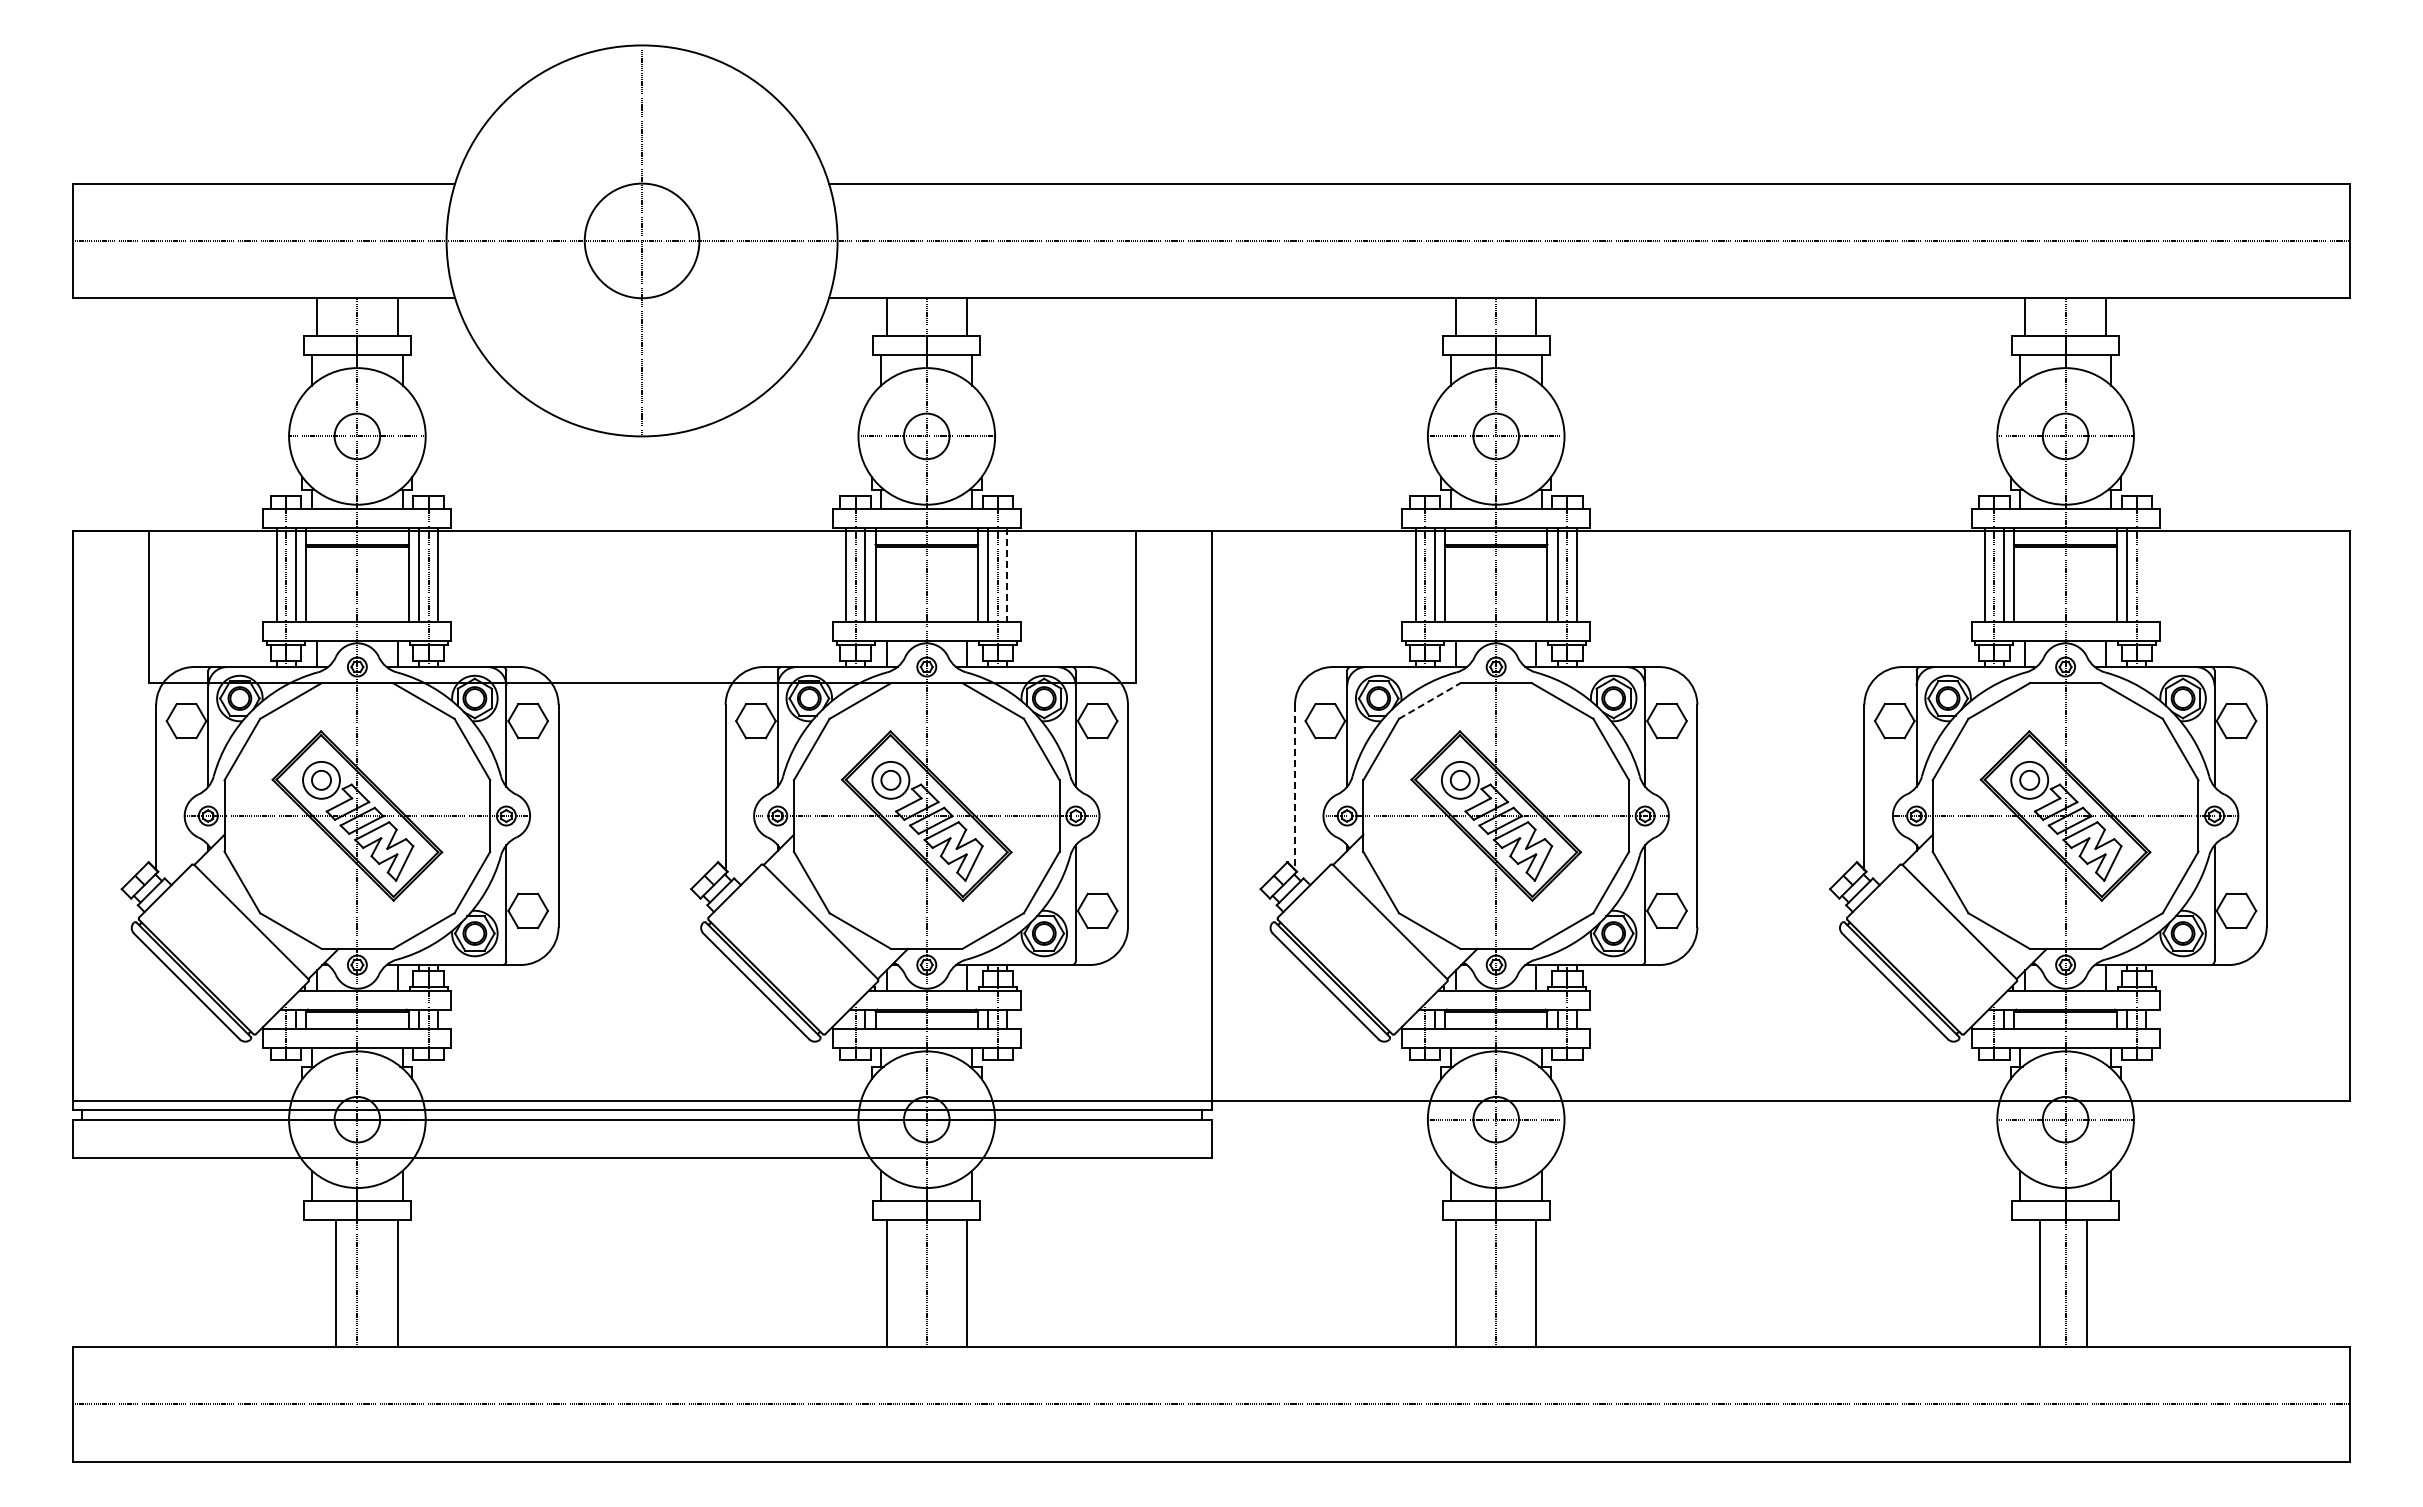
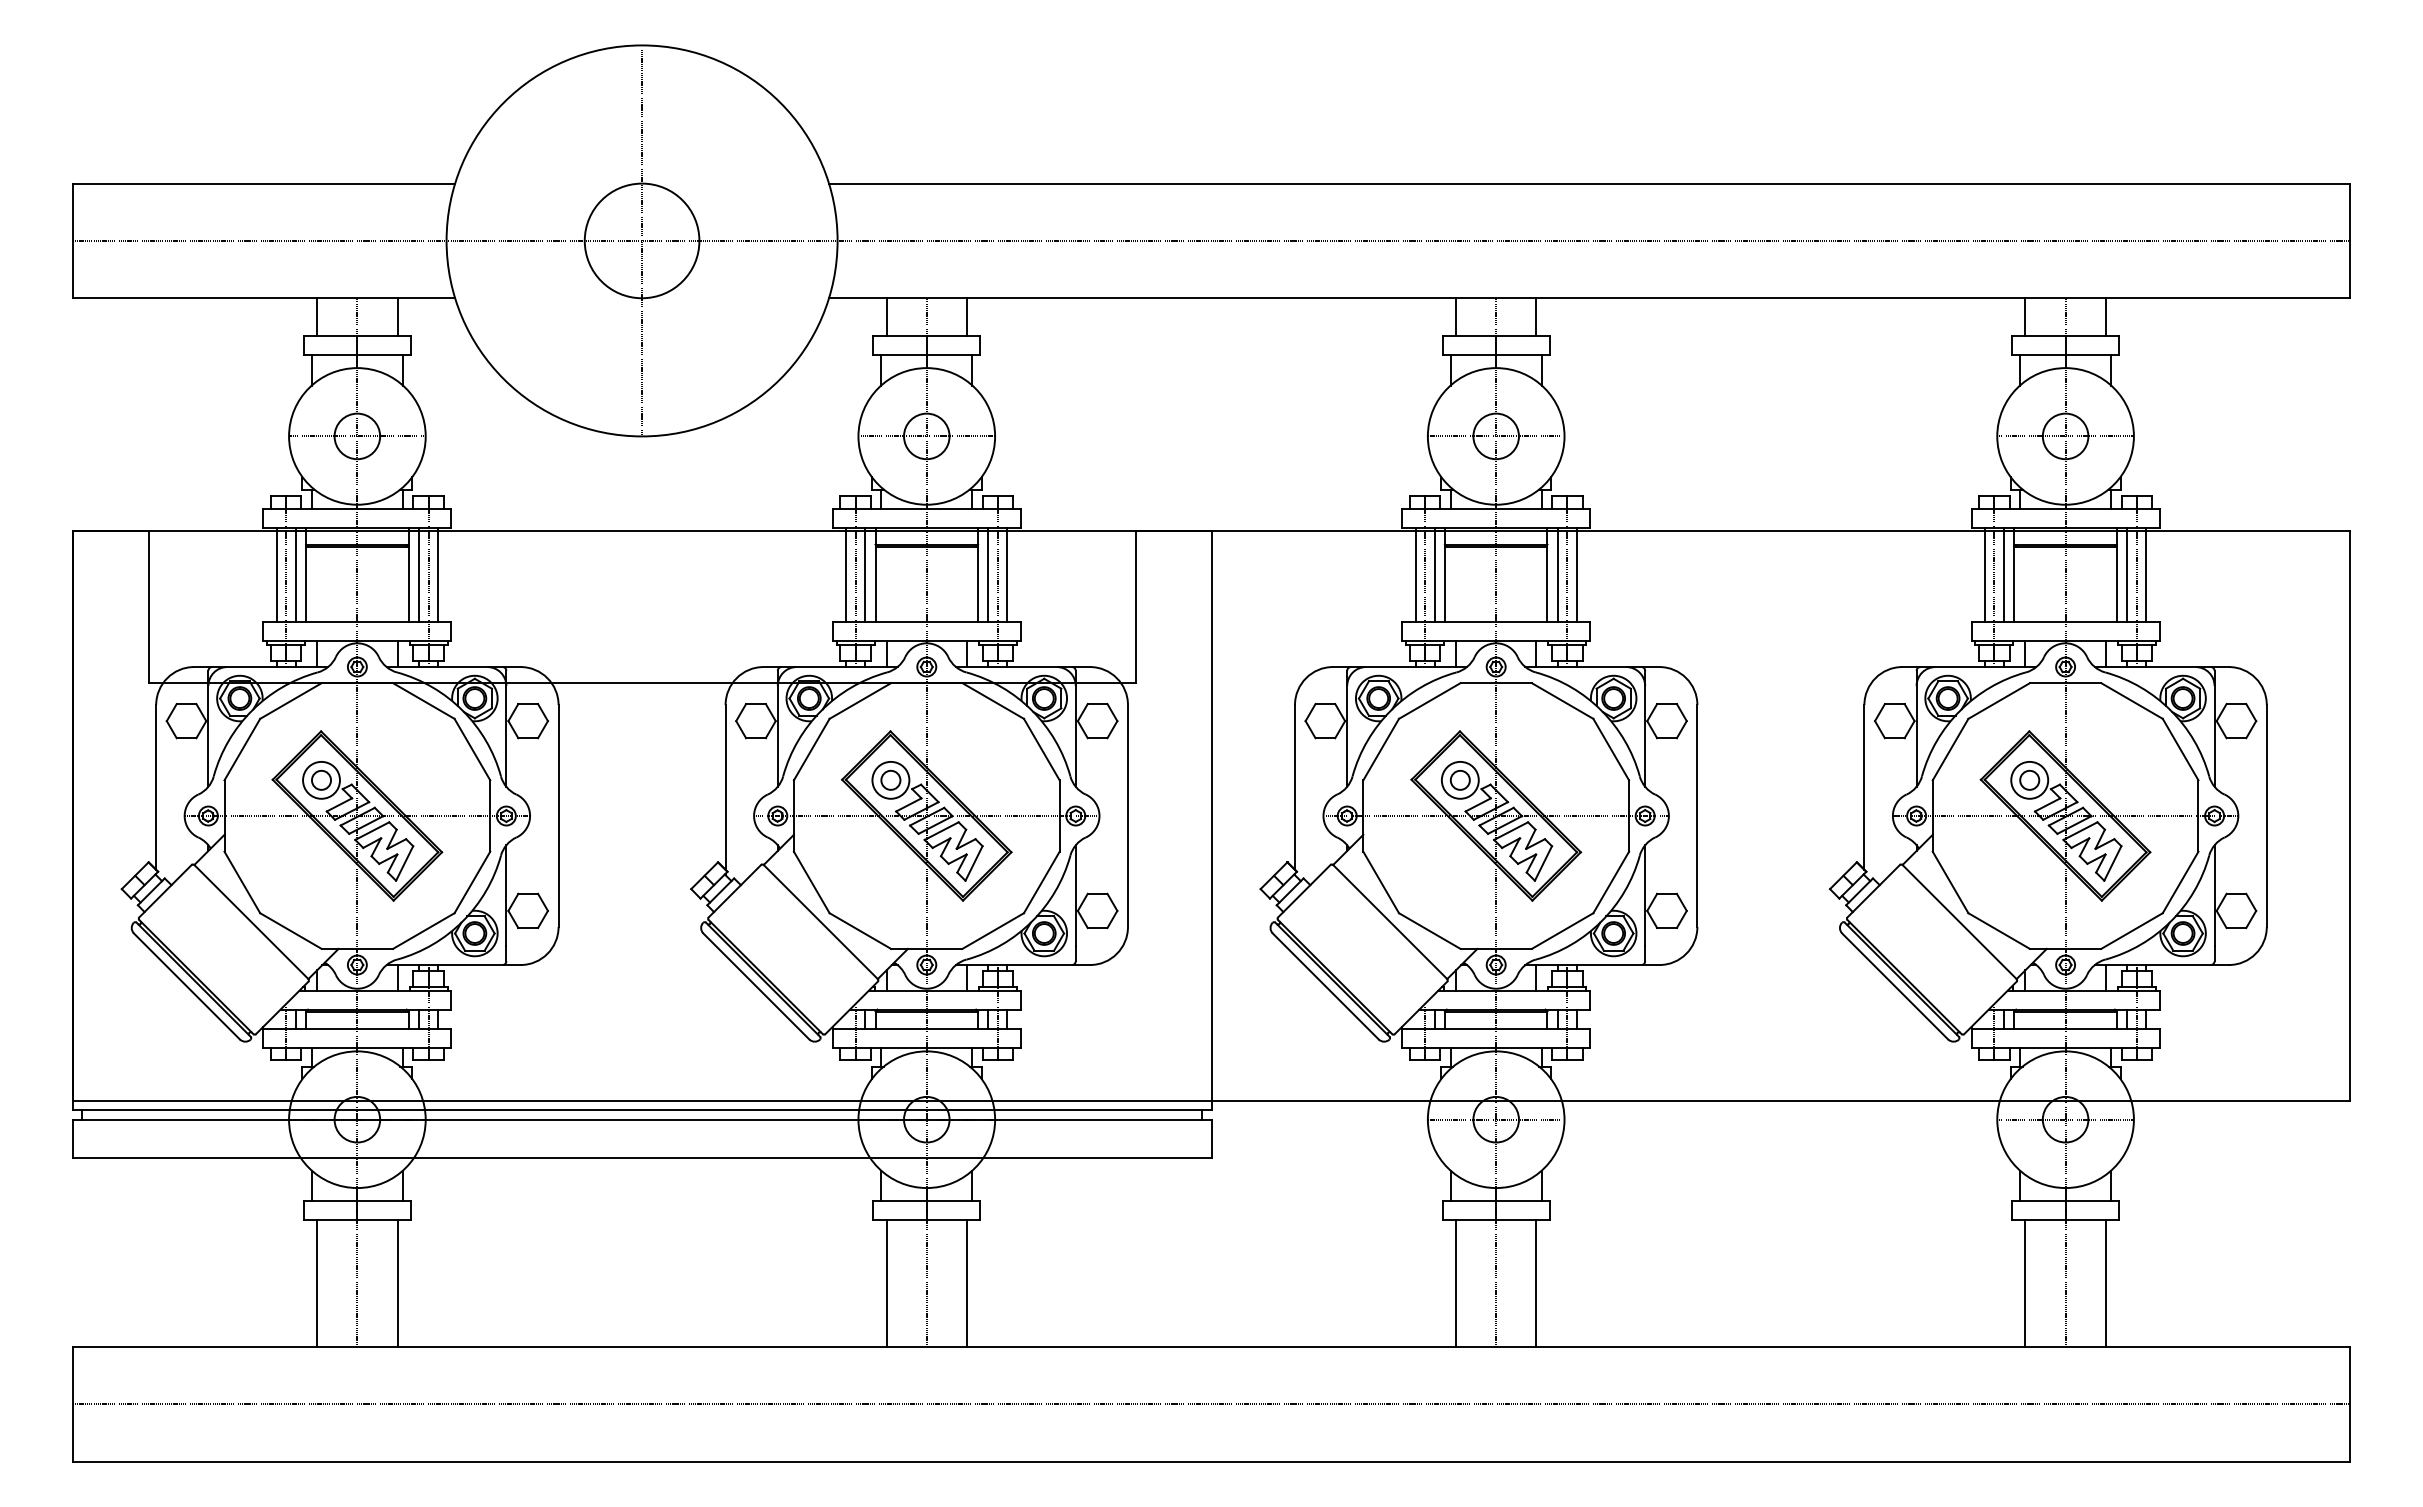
line: none -> present (2146, 574)
line: dashed -> solid (1007, 575)
line: dashed -> solid (1429, 701)
line: dashed -> solid (1295, 787)
line position: (336, 1283) -> (317, 1283) (317, 1283)
line position: (2040, 1283) -> (2025, 1283) (2025, 1283)
line position: (2086, 1283) -> (2105, 1283) (2105, 1283)
